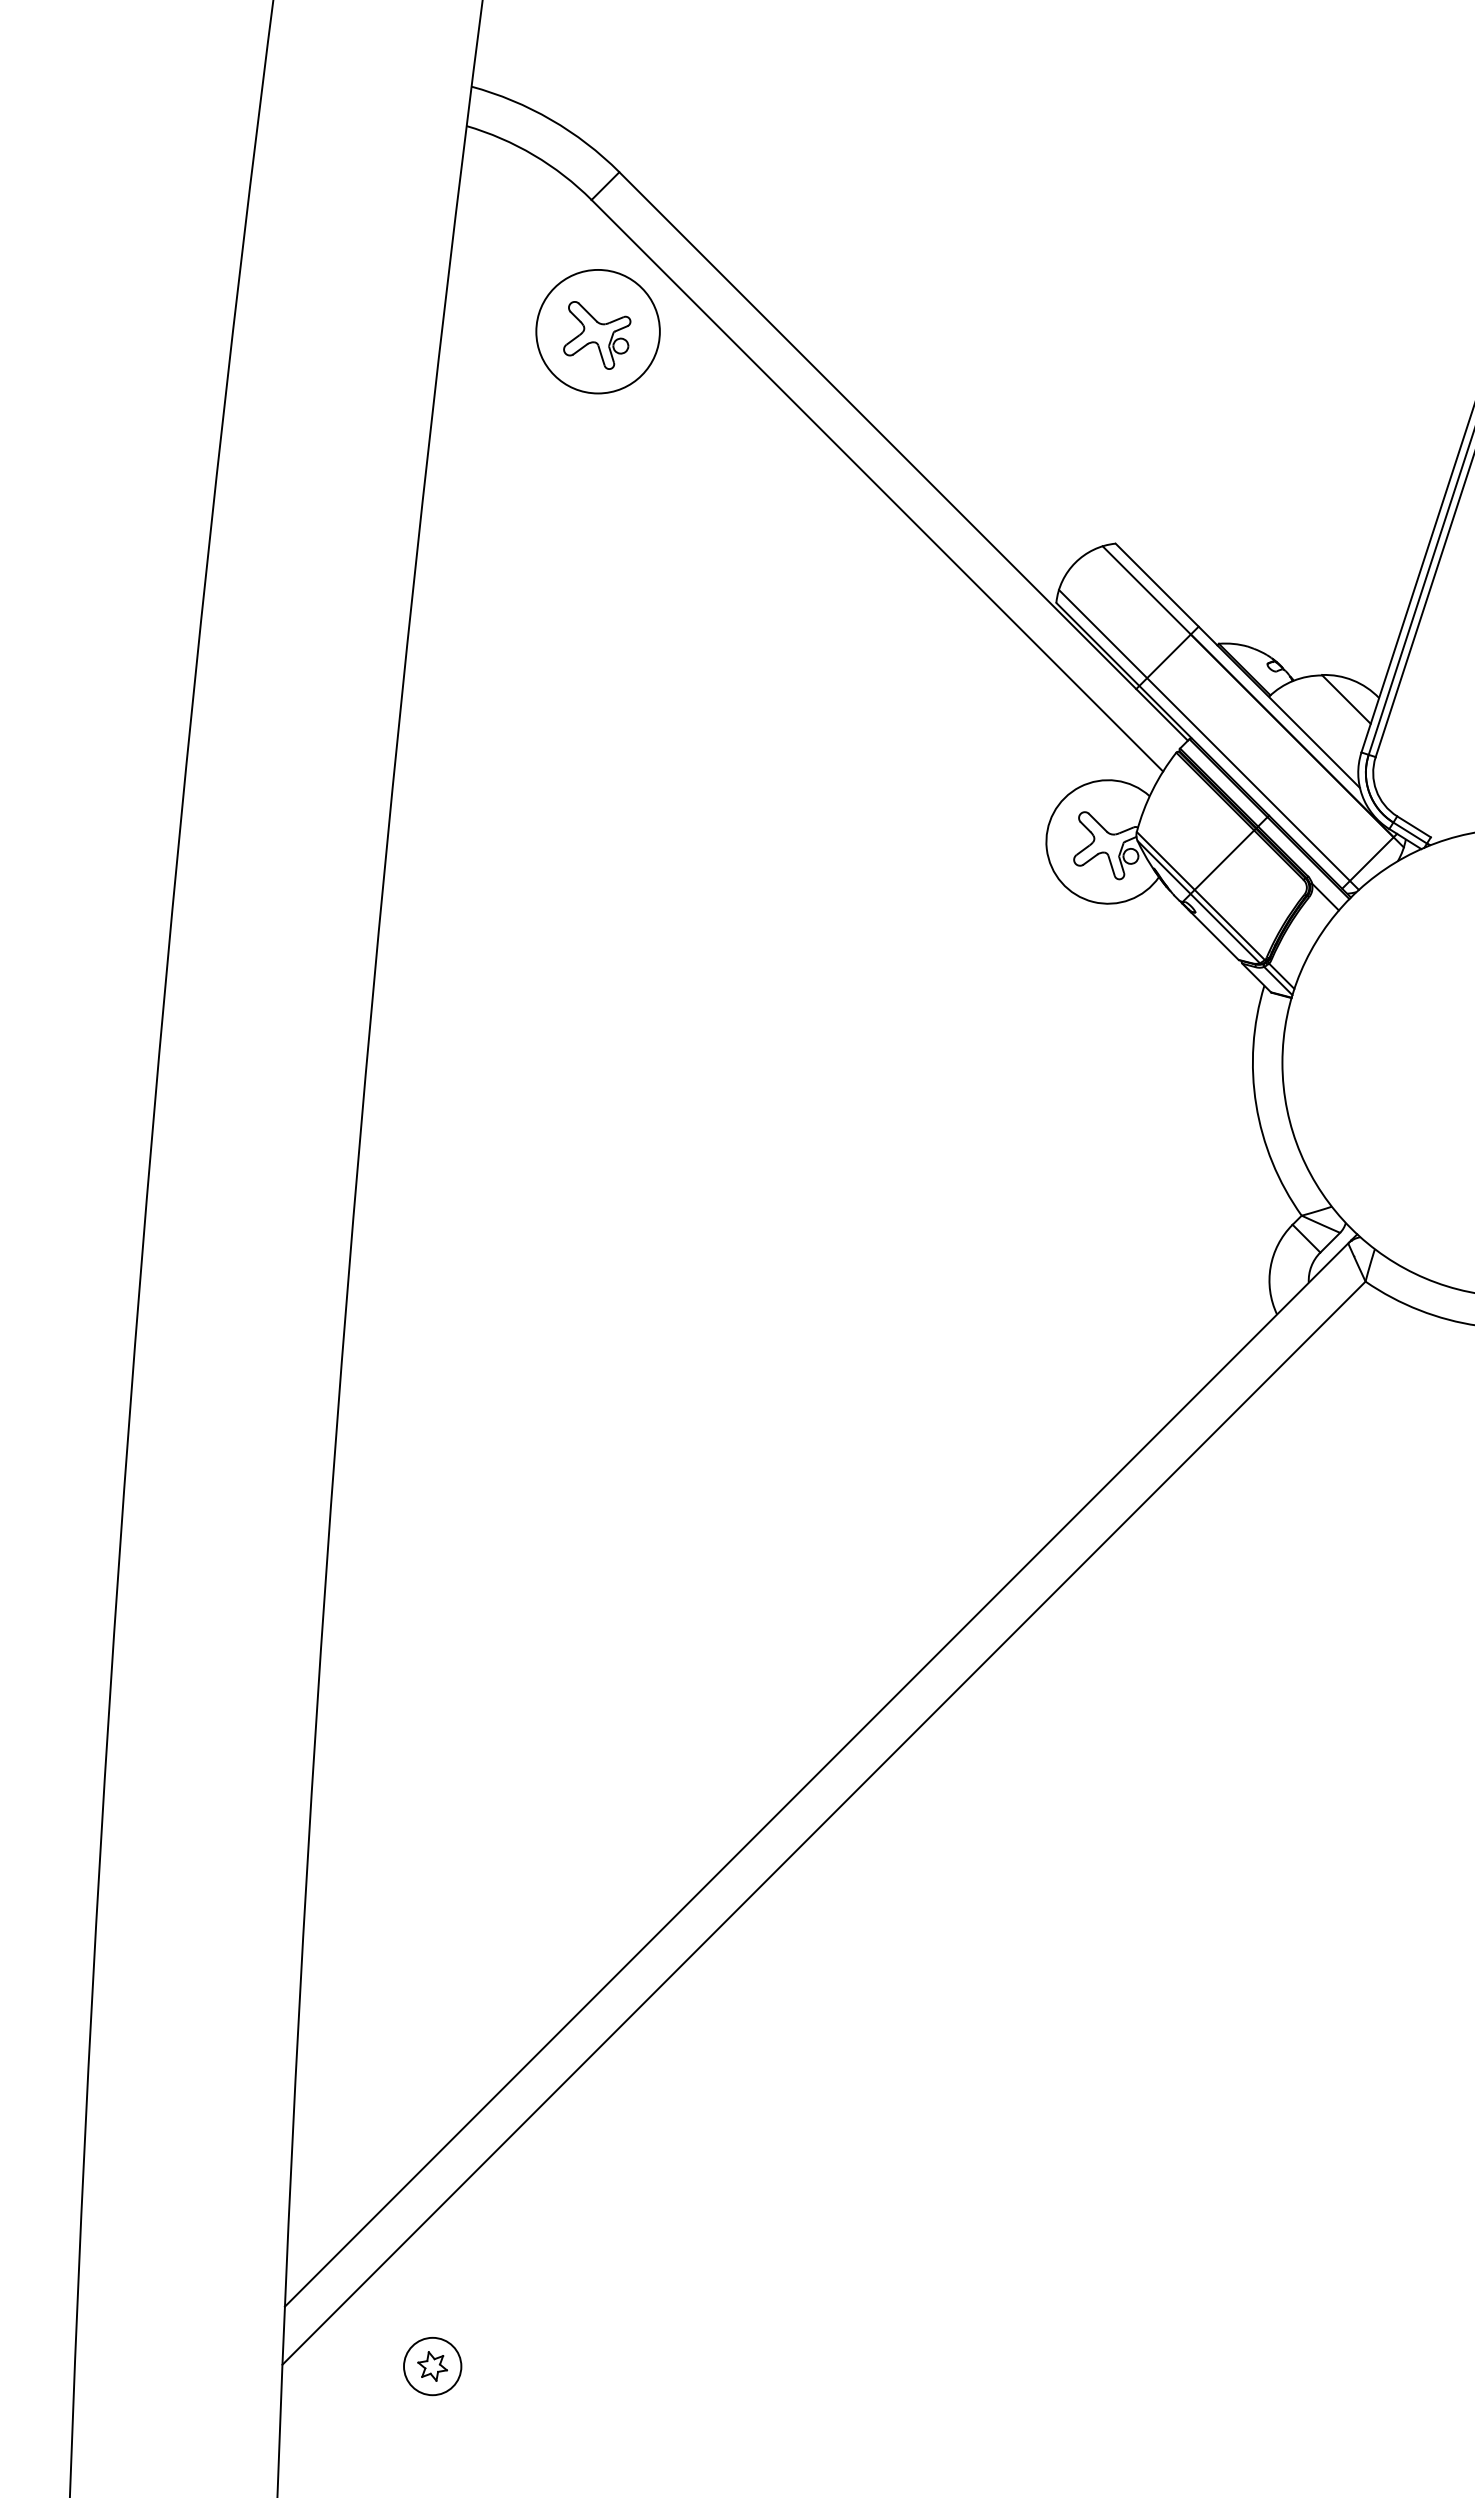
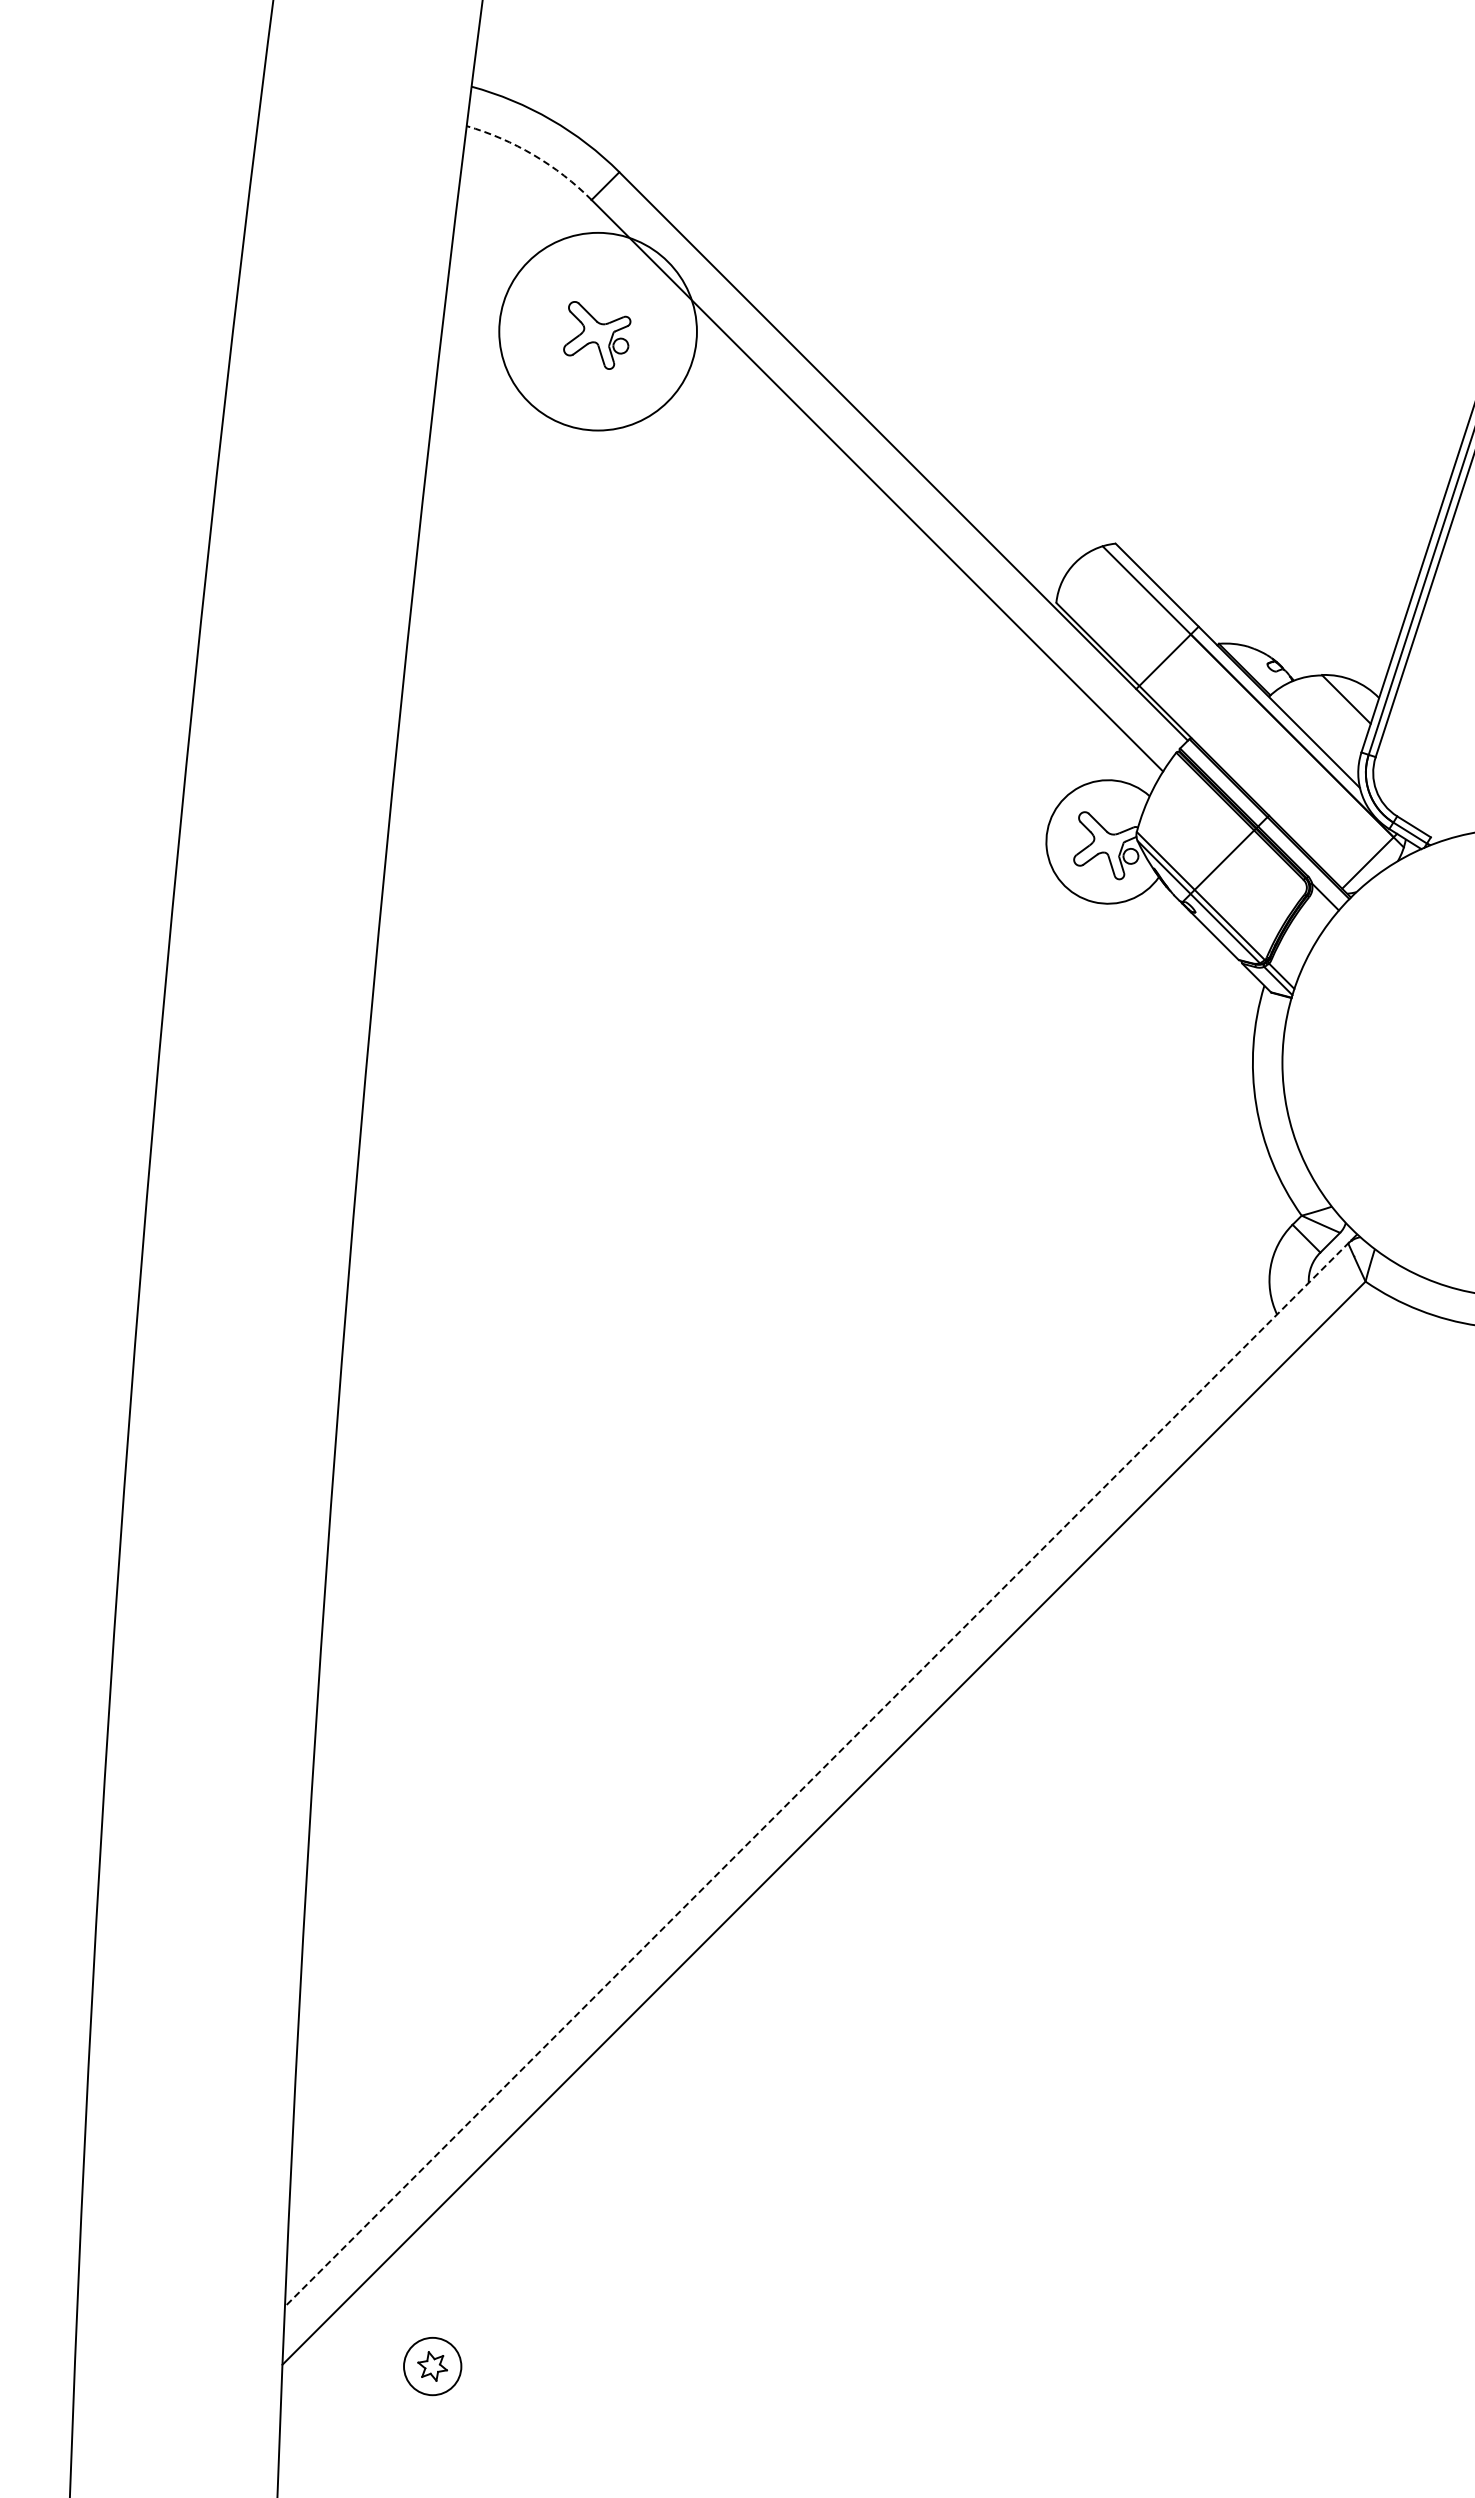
arc: solid -> dashed (533, 155)
circle diameter: 124 px -> 198 px (597, 331)
line: present -> none (1208, 739)
line: solid -> dashed (820, 1770)
